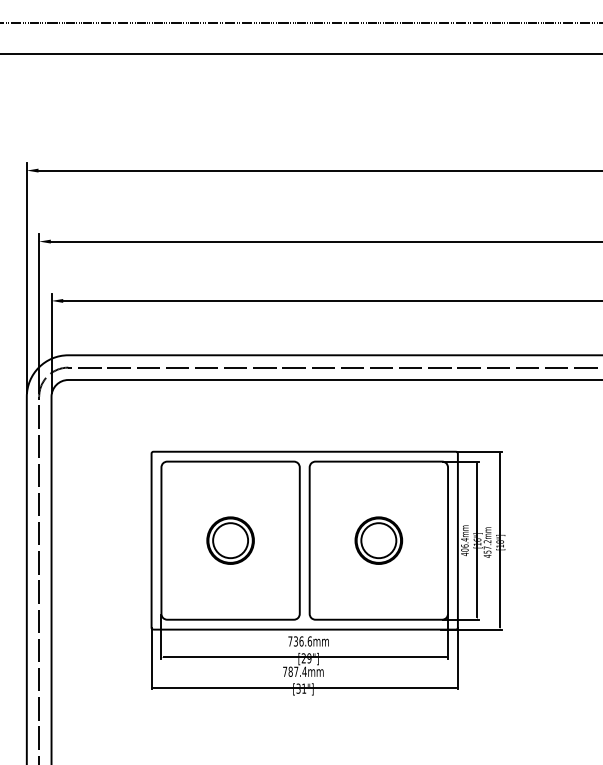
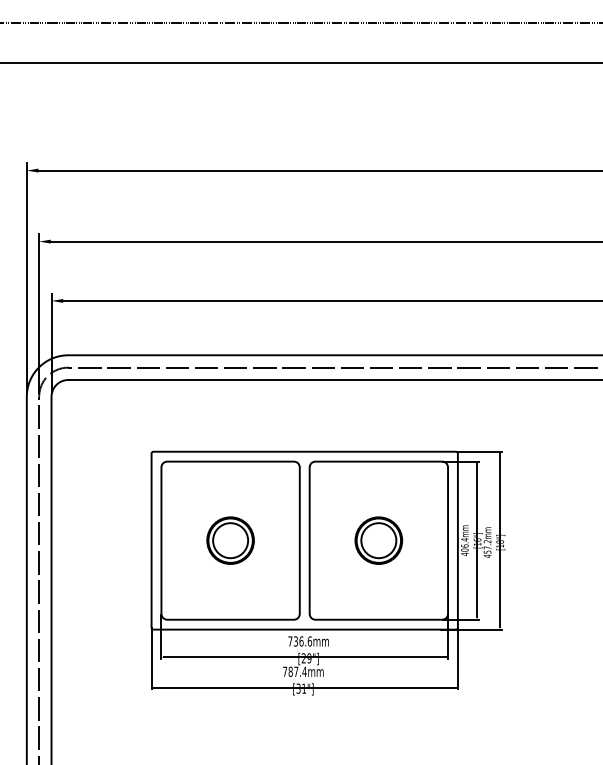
line position: (300, 53) -> (300, 62) (300, 62)
